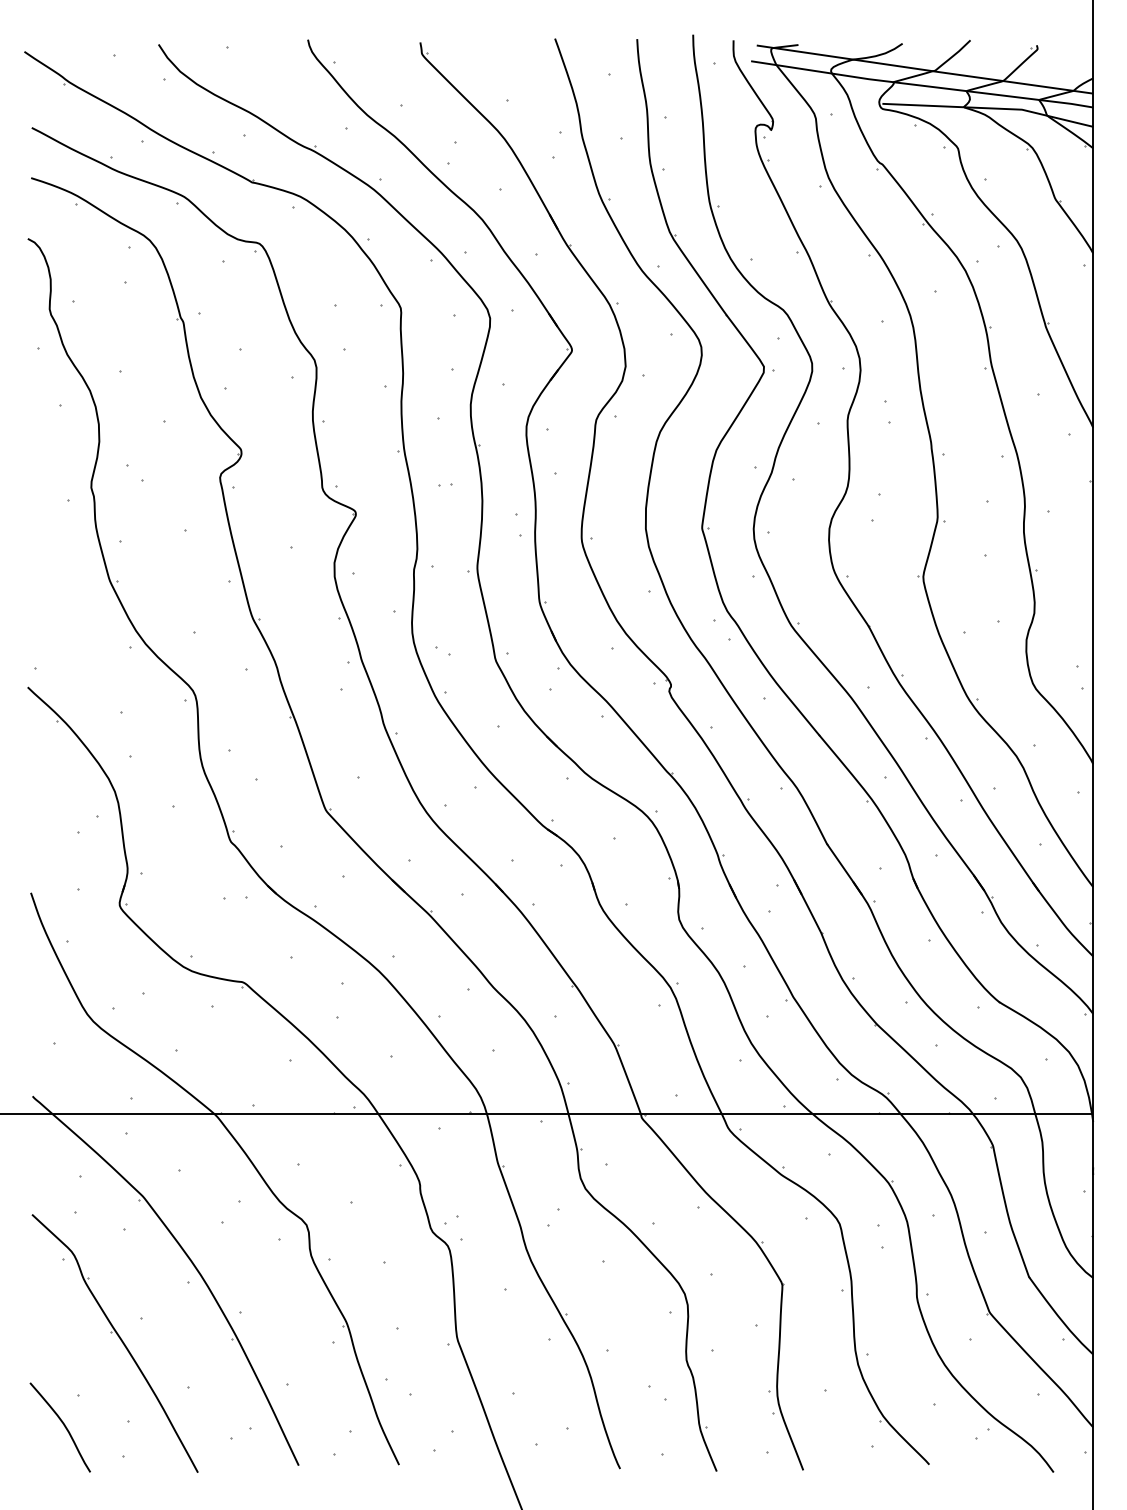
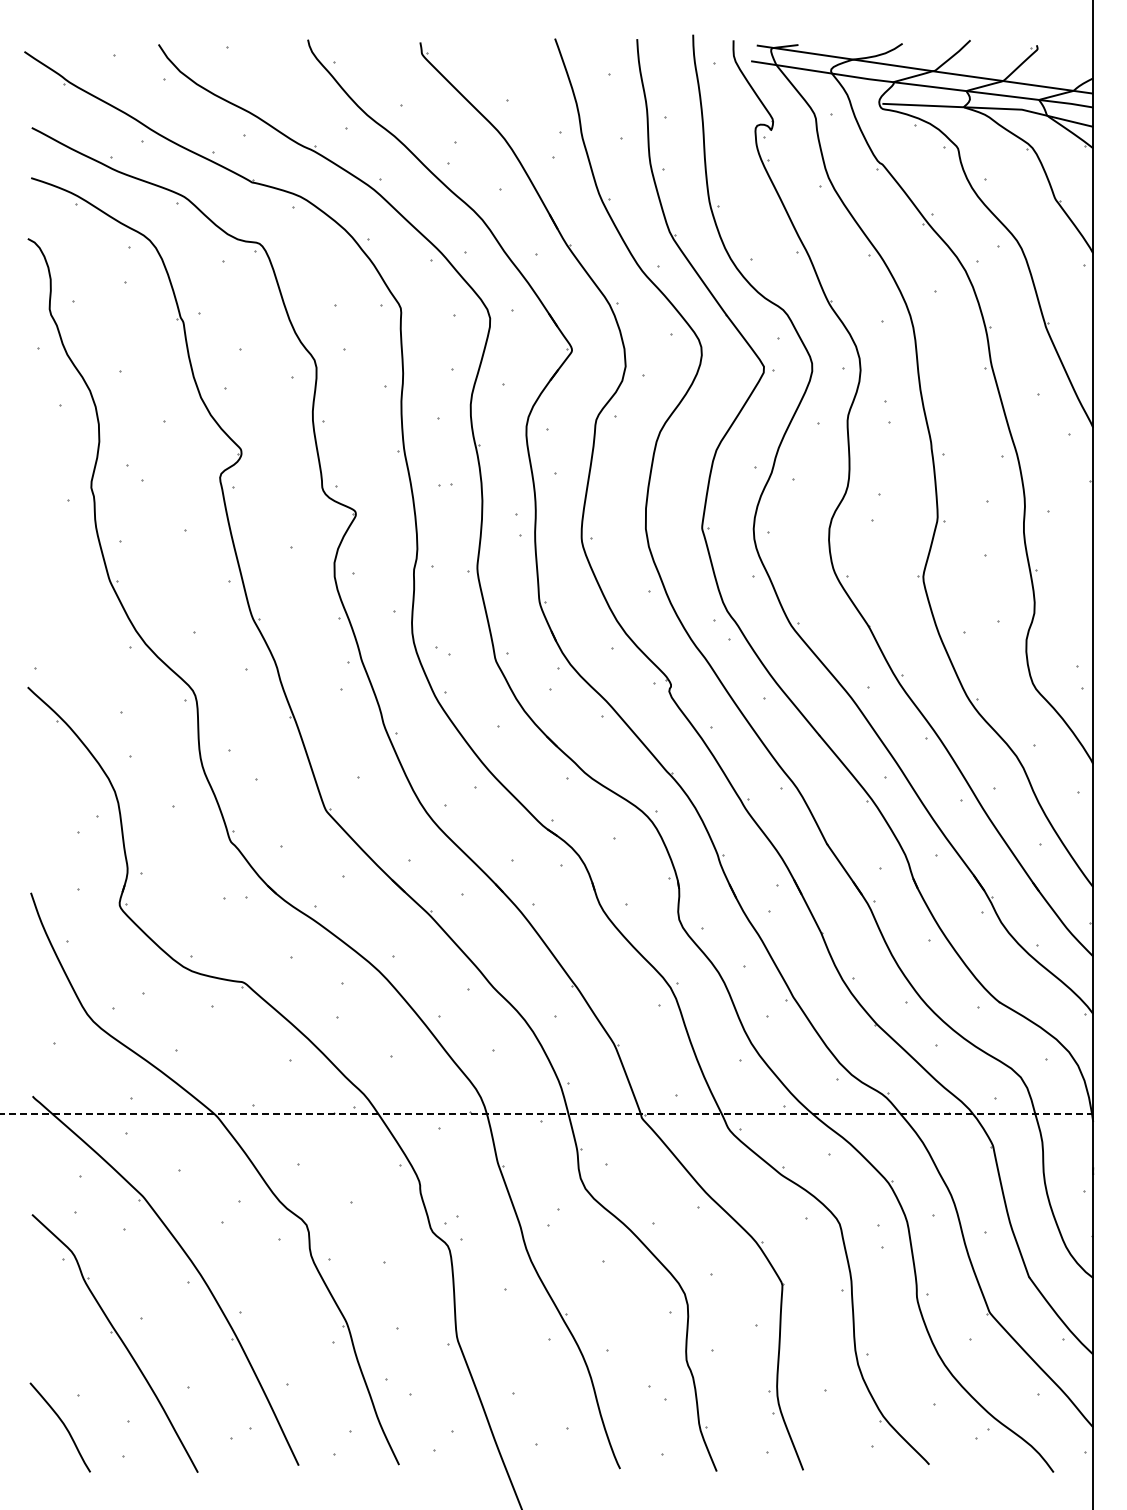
line: solid -> dashed (546, 1113)
